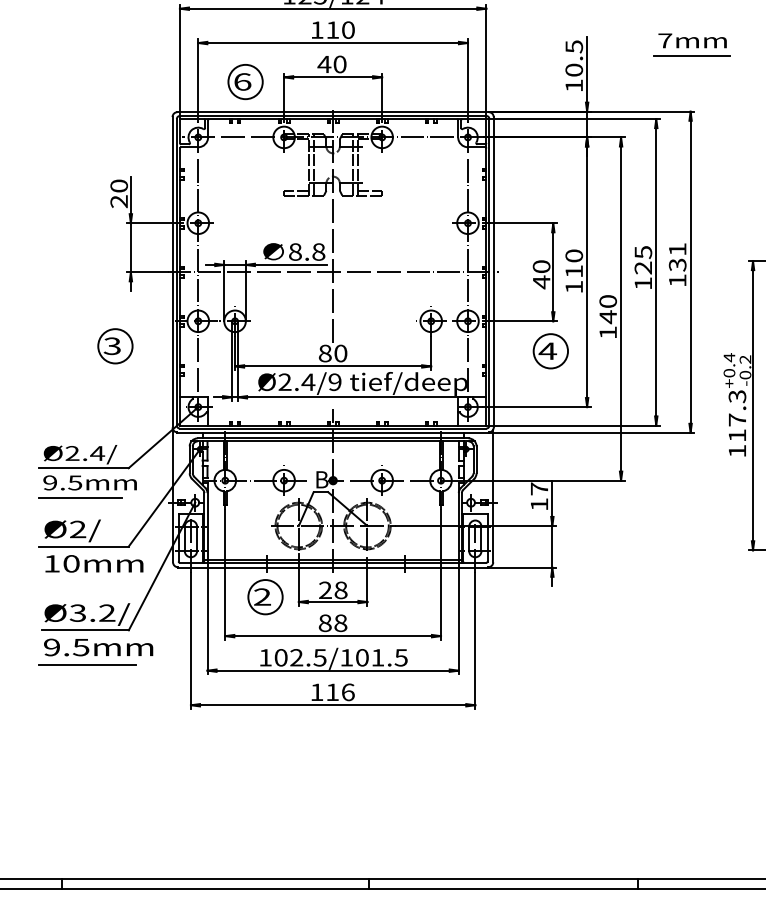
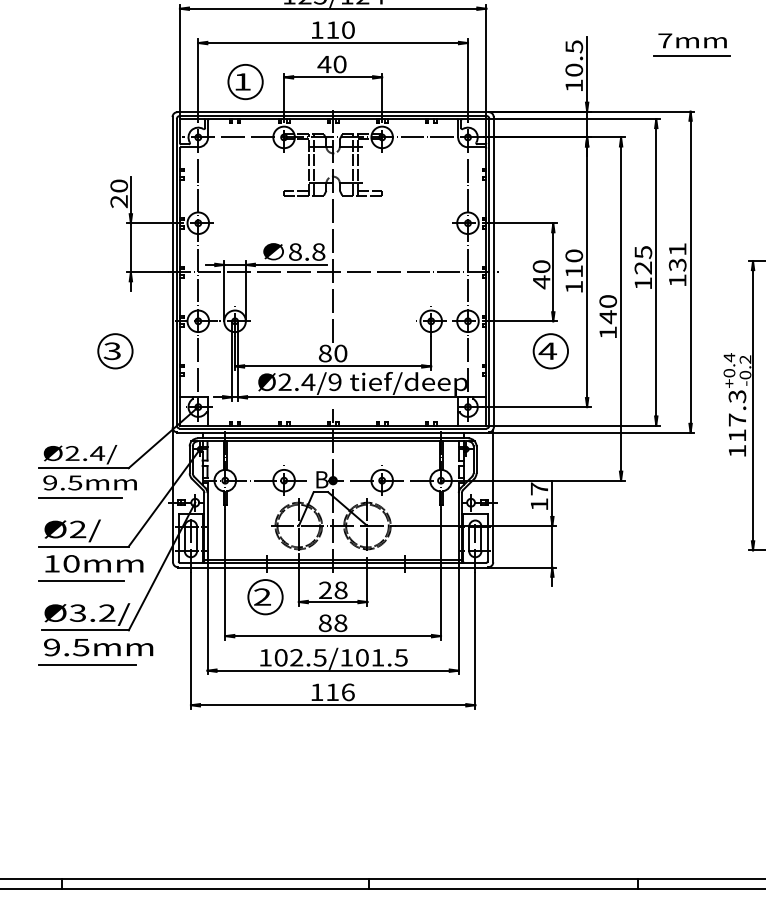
text: 6 -> 1 (242, 81)
part position: (115, 346) -> (115, 351) (115, 351)
line: none -> present (81, 581)
